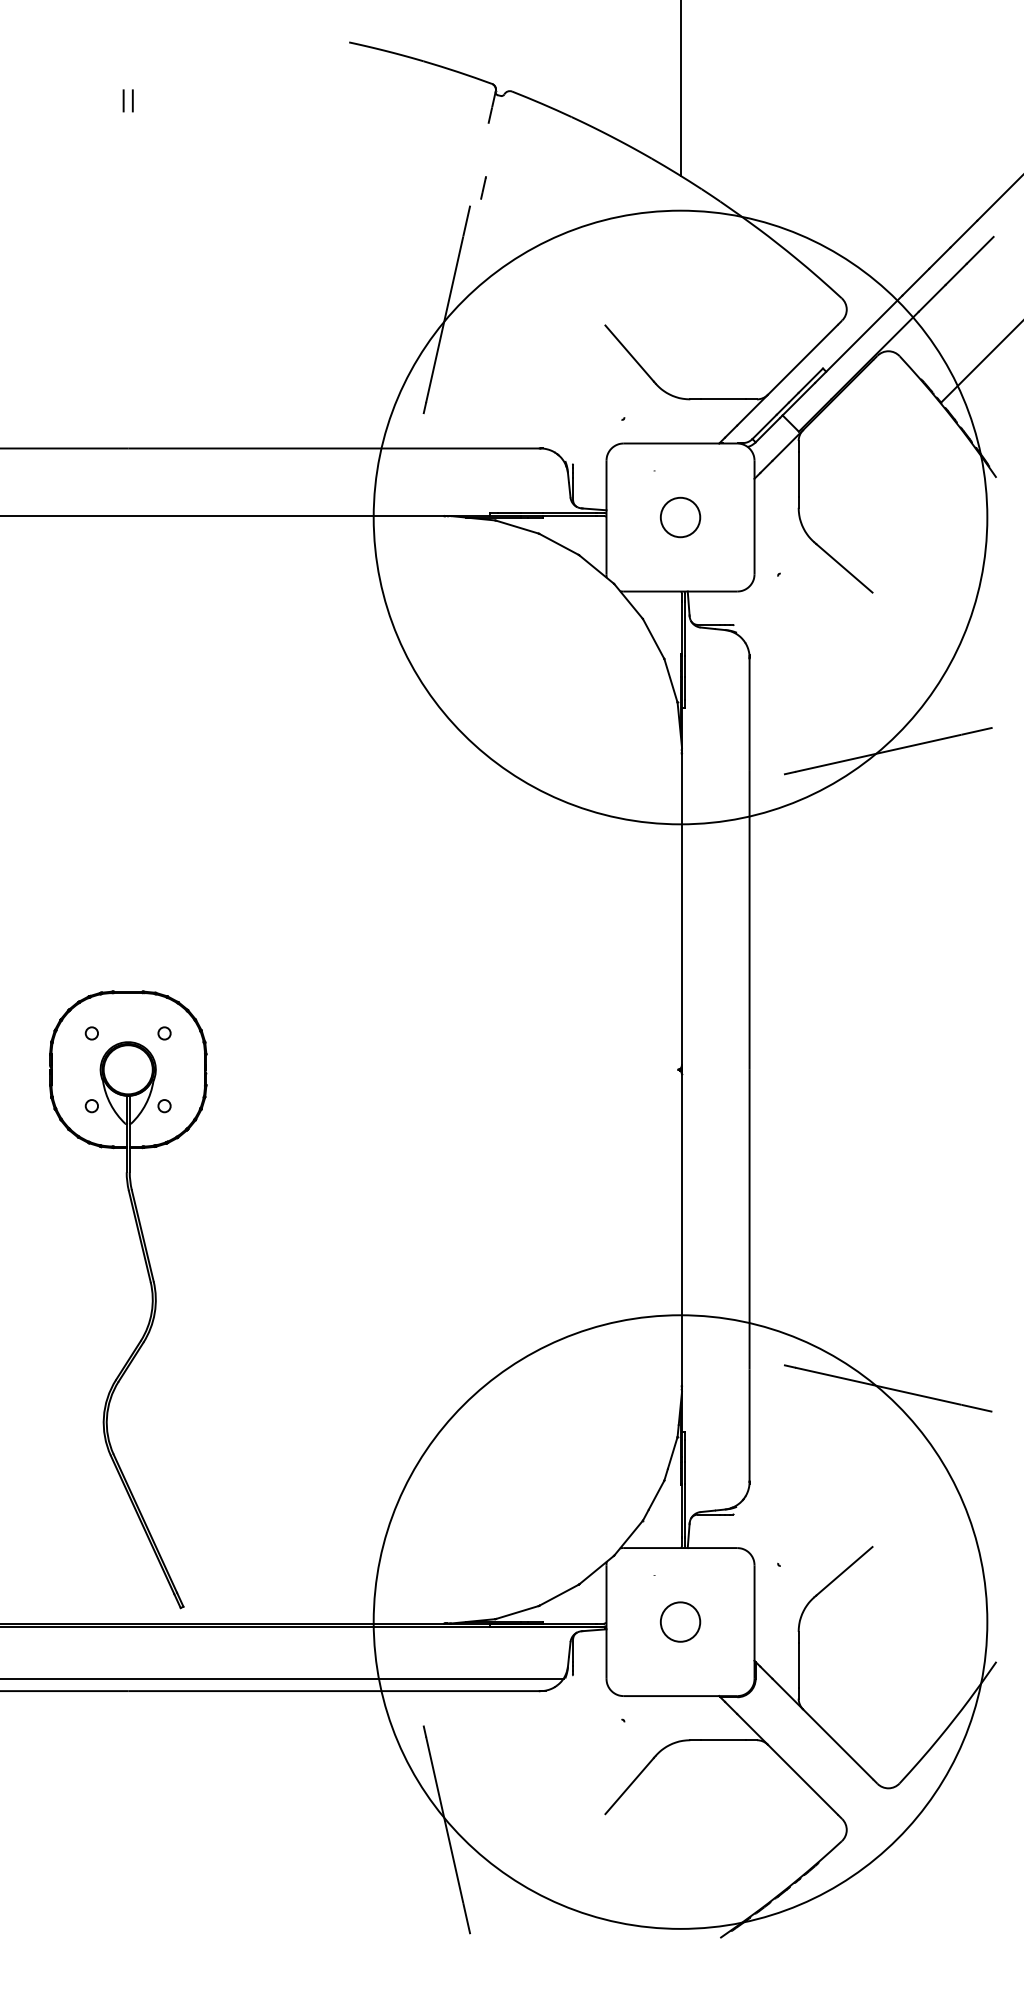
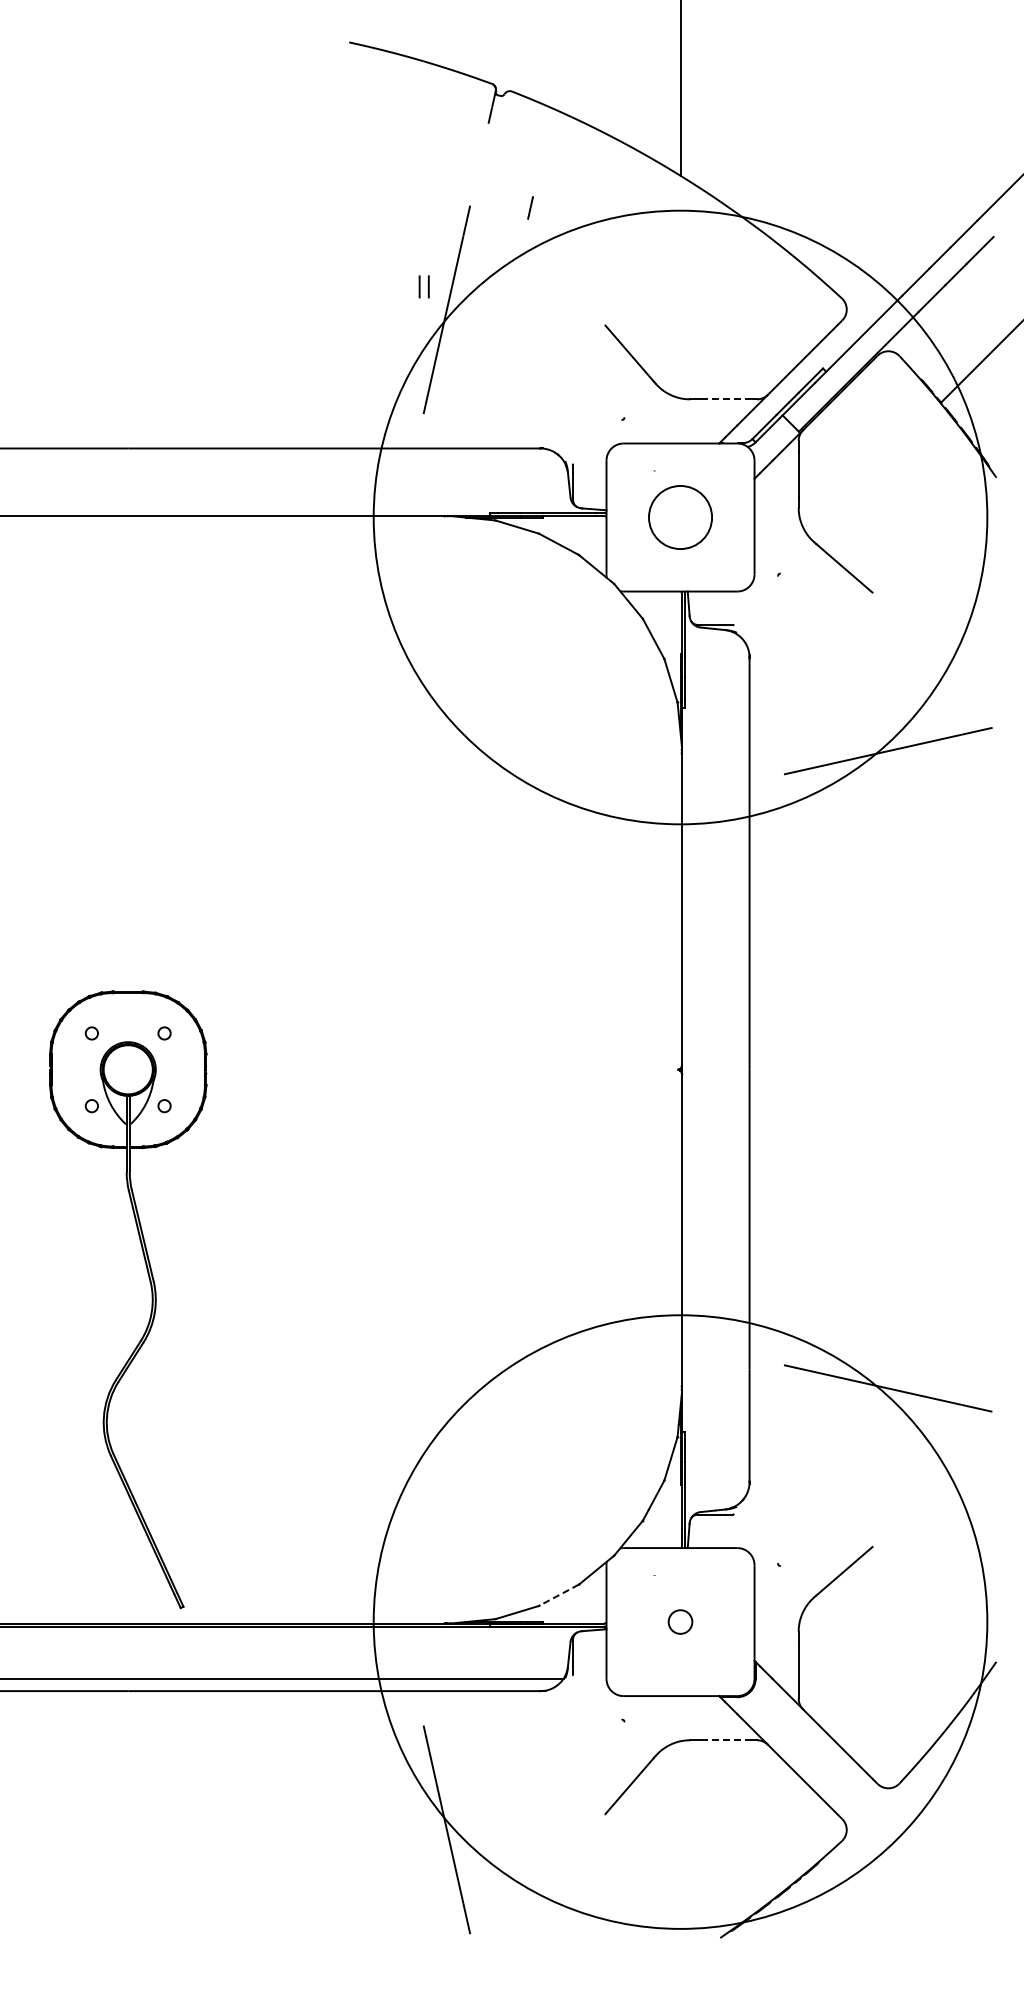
part position: (127, 100) -> (423, 286) (423, 286)
line position: (483, 187) -> (530, 207) (530, 207)
line: solid -> dashed (723, 399)
circle diameter: 39 px -> 63 px (680, 517)
line: solid -> dashed (558, 1595)
circle size: 43x42 px -> 27x26 px (680, 1621)
line: solid -> dashed (723, 1740)
